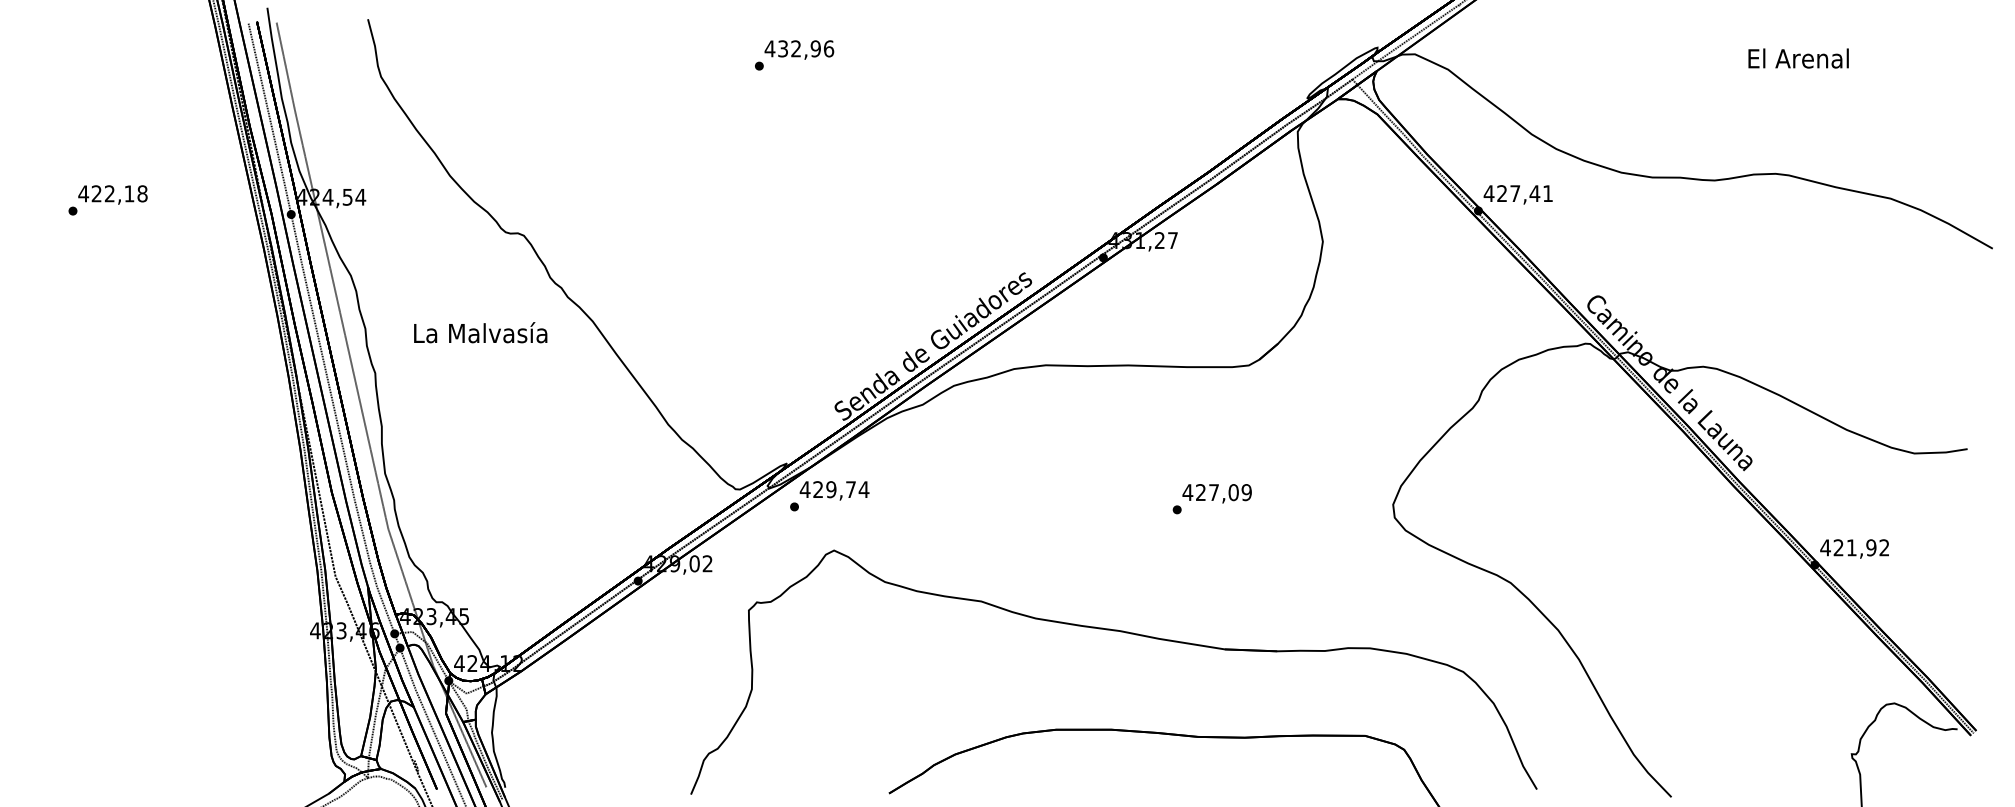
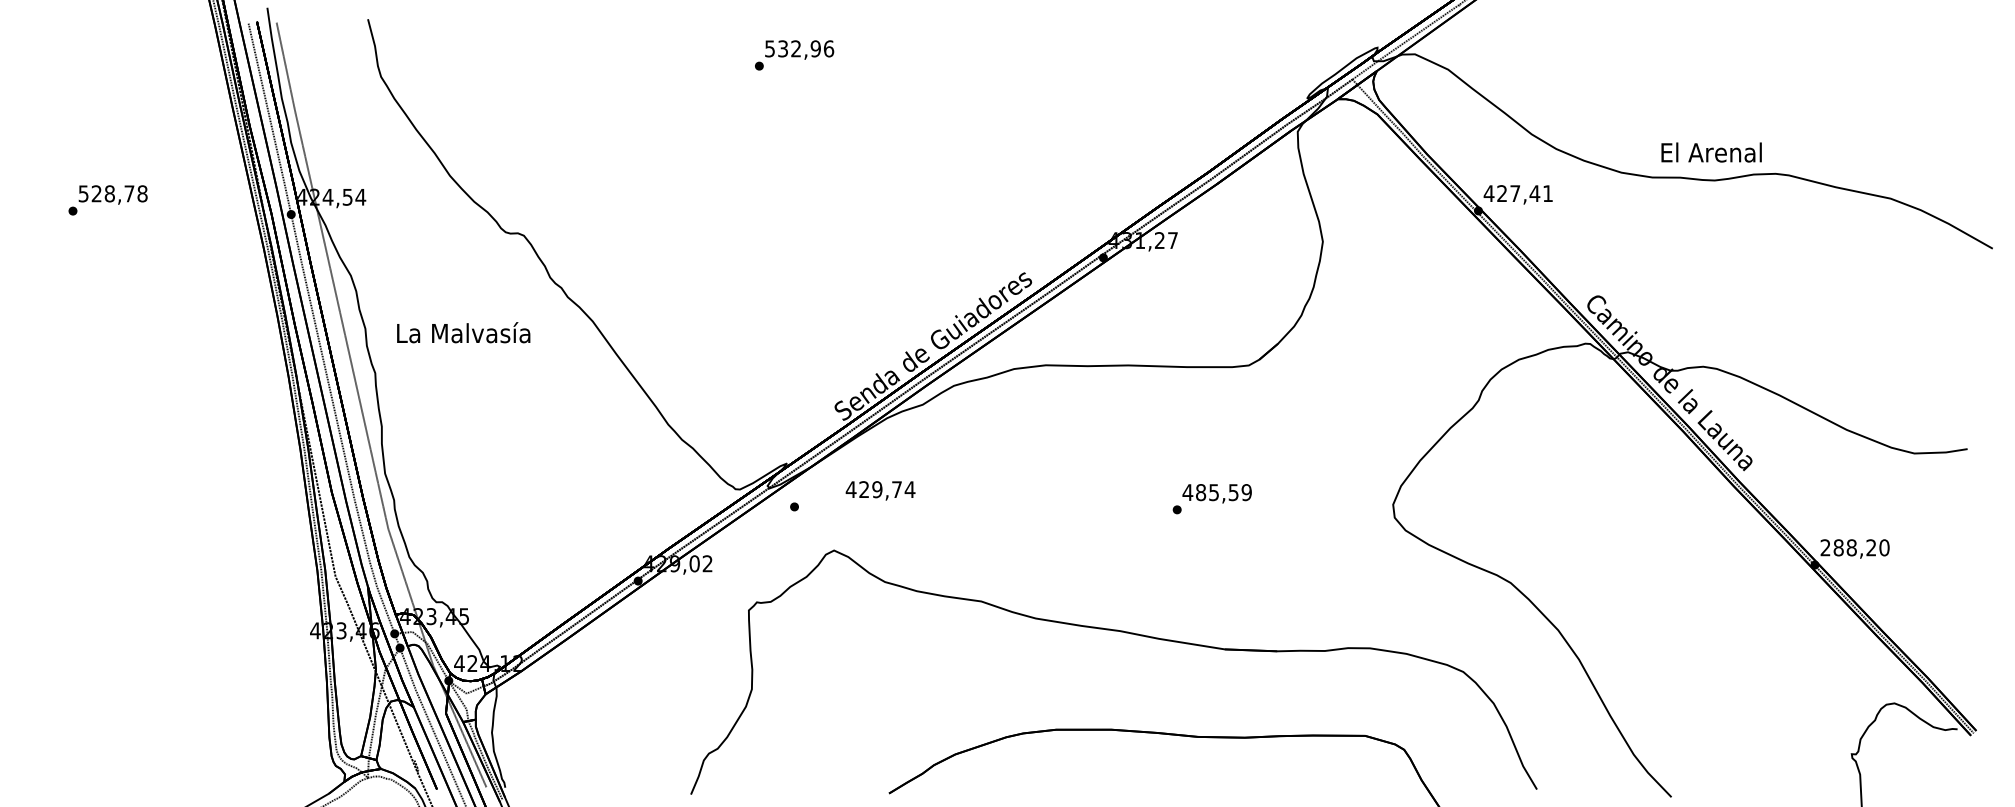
text: 432,96 -> 532,96 (769, 48)
text position: (1798, 58) -> (1711, 152) (1711, 152)
text: 422,18 -> 528,78 (106, 193)
text position: (480, 332) -> (463, 332) (463, 332)
text position: (834, 490) -> (880, 490) (880, 490)
text: 427,09 -> 485,59 (1217, 492)
text: 421,92 -> 288,20 (1854, 547)
